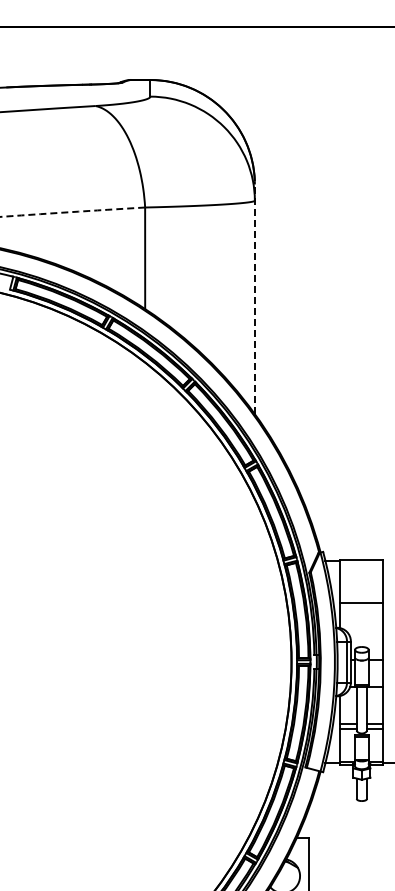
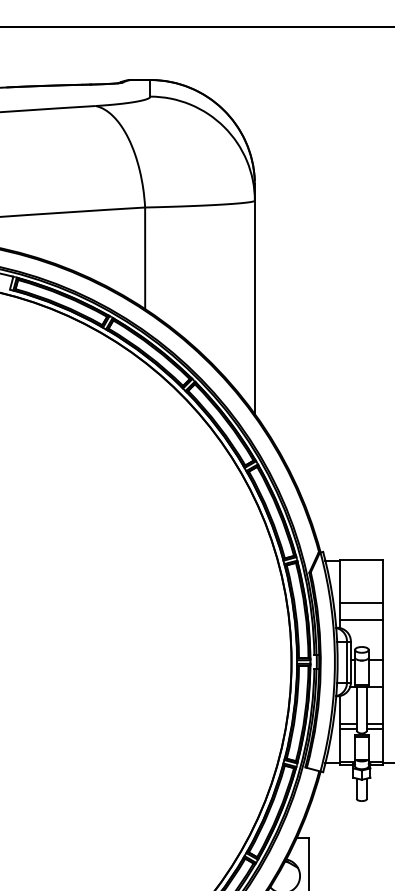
arc: dashed -> solid (71, 212)
line: dashed -> solid (254, 299)
line: none -> present (361, 620)
